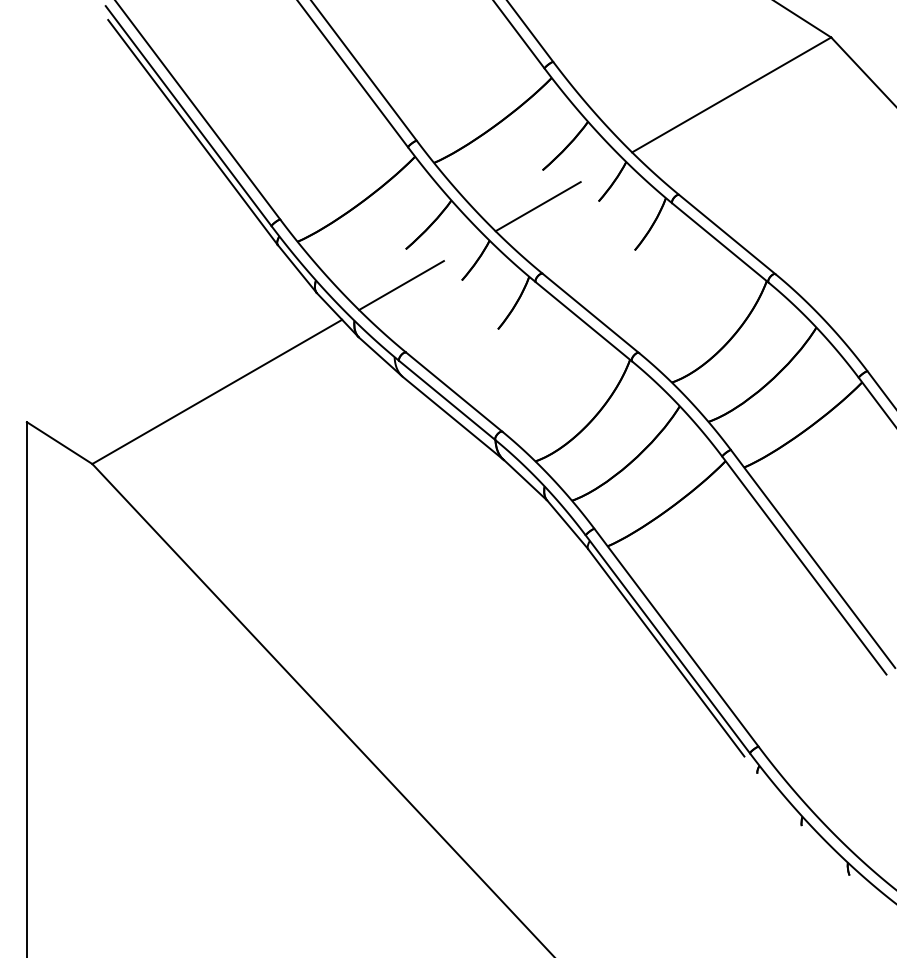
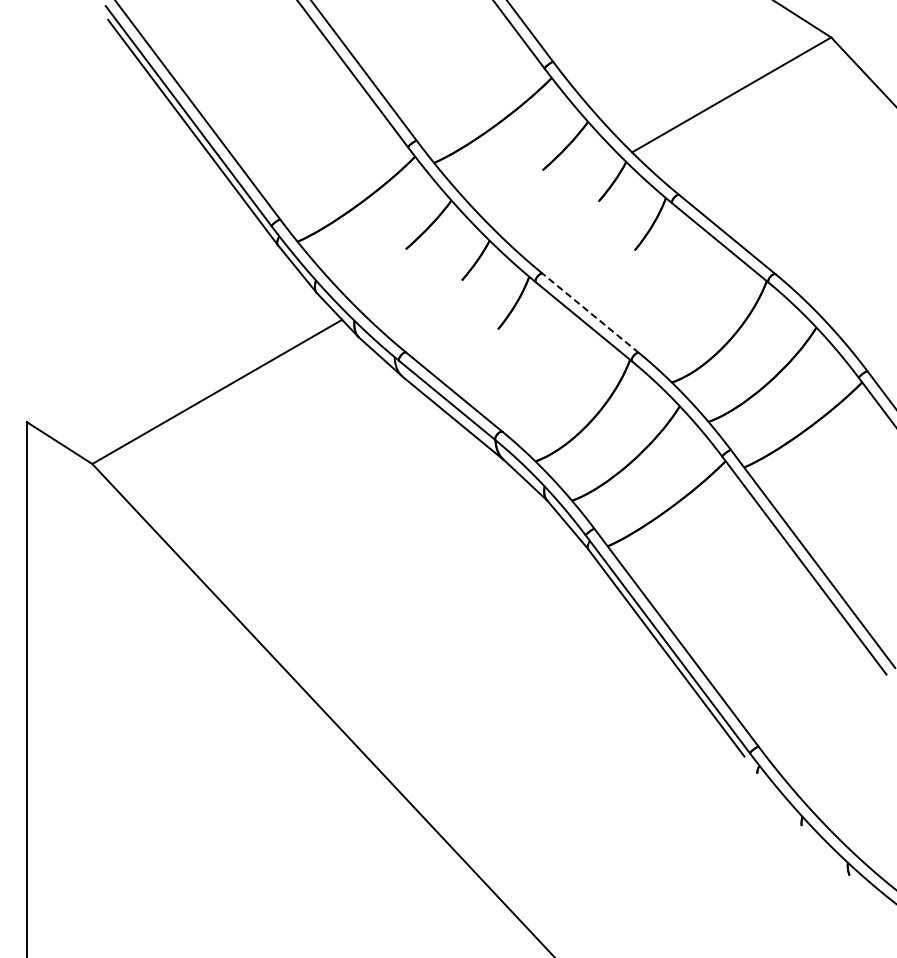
line: present -> none (537, 206)
line: present -> none (401, 285)
line: solid -> dashed (590, 313)
